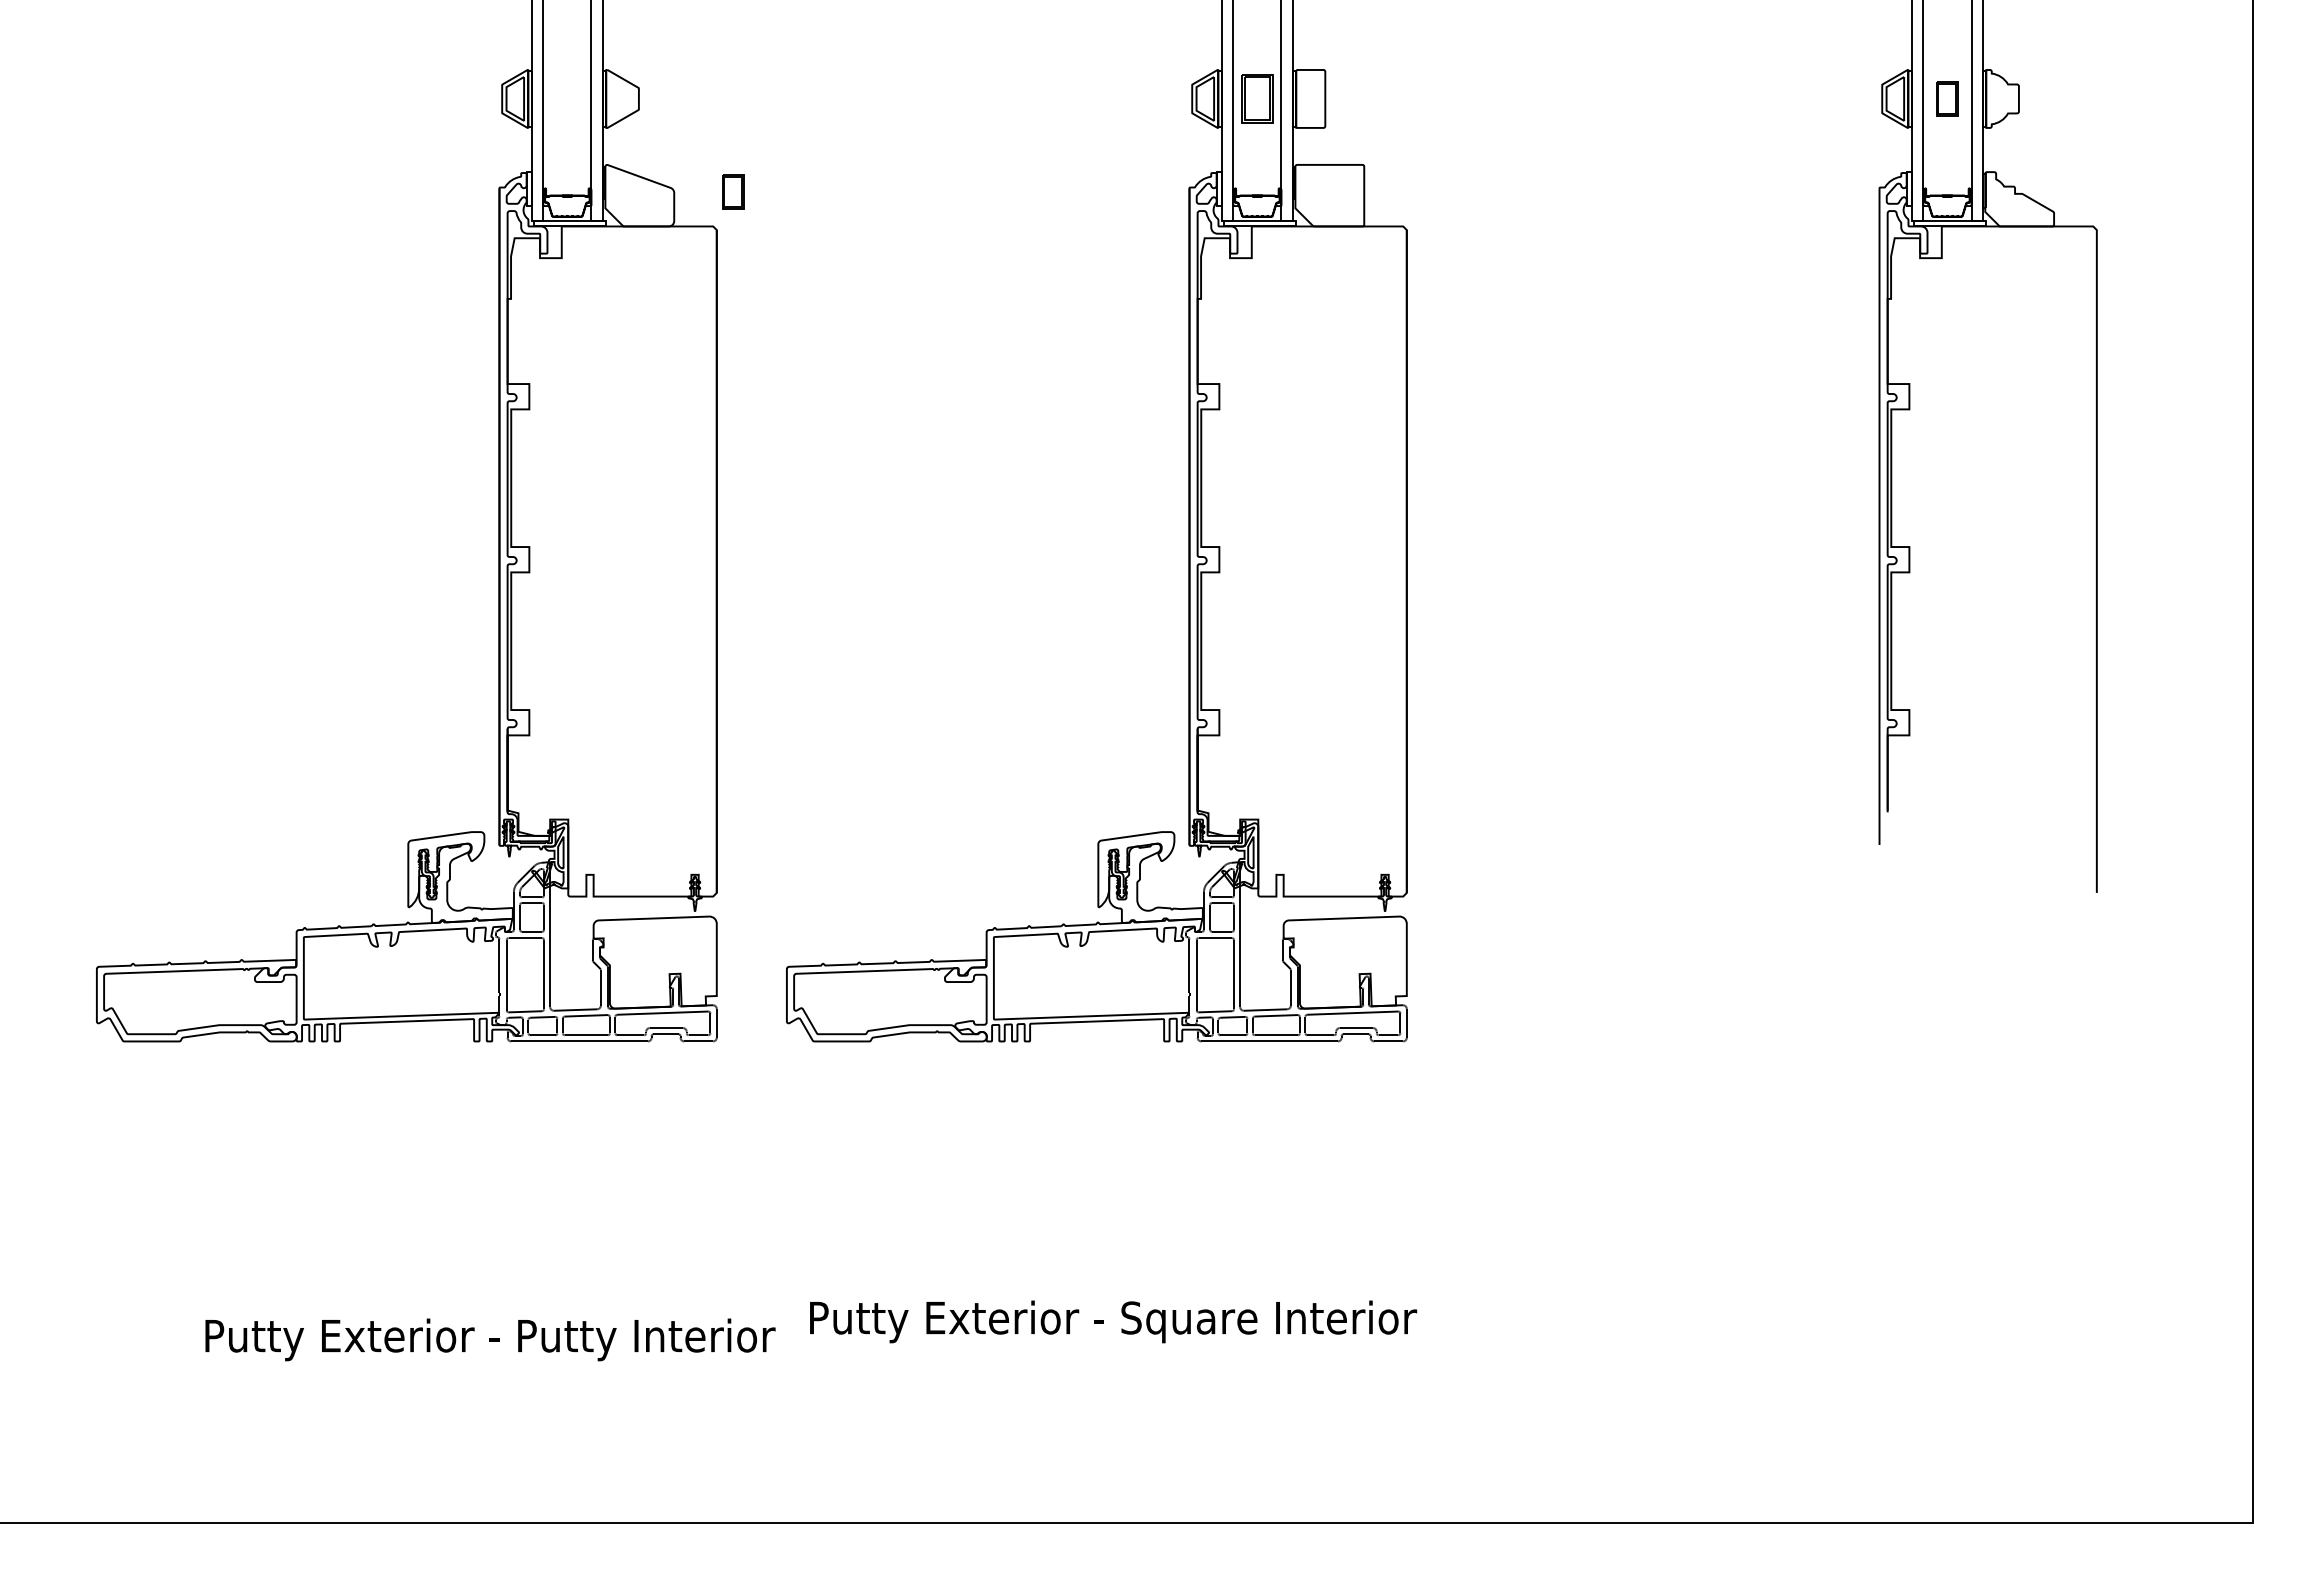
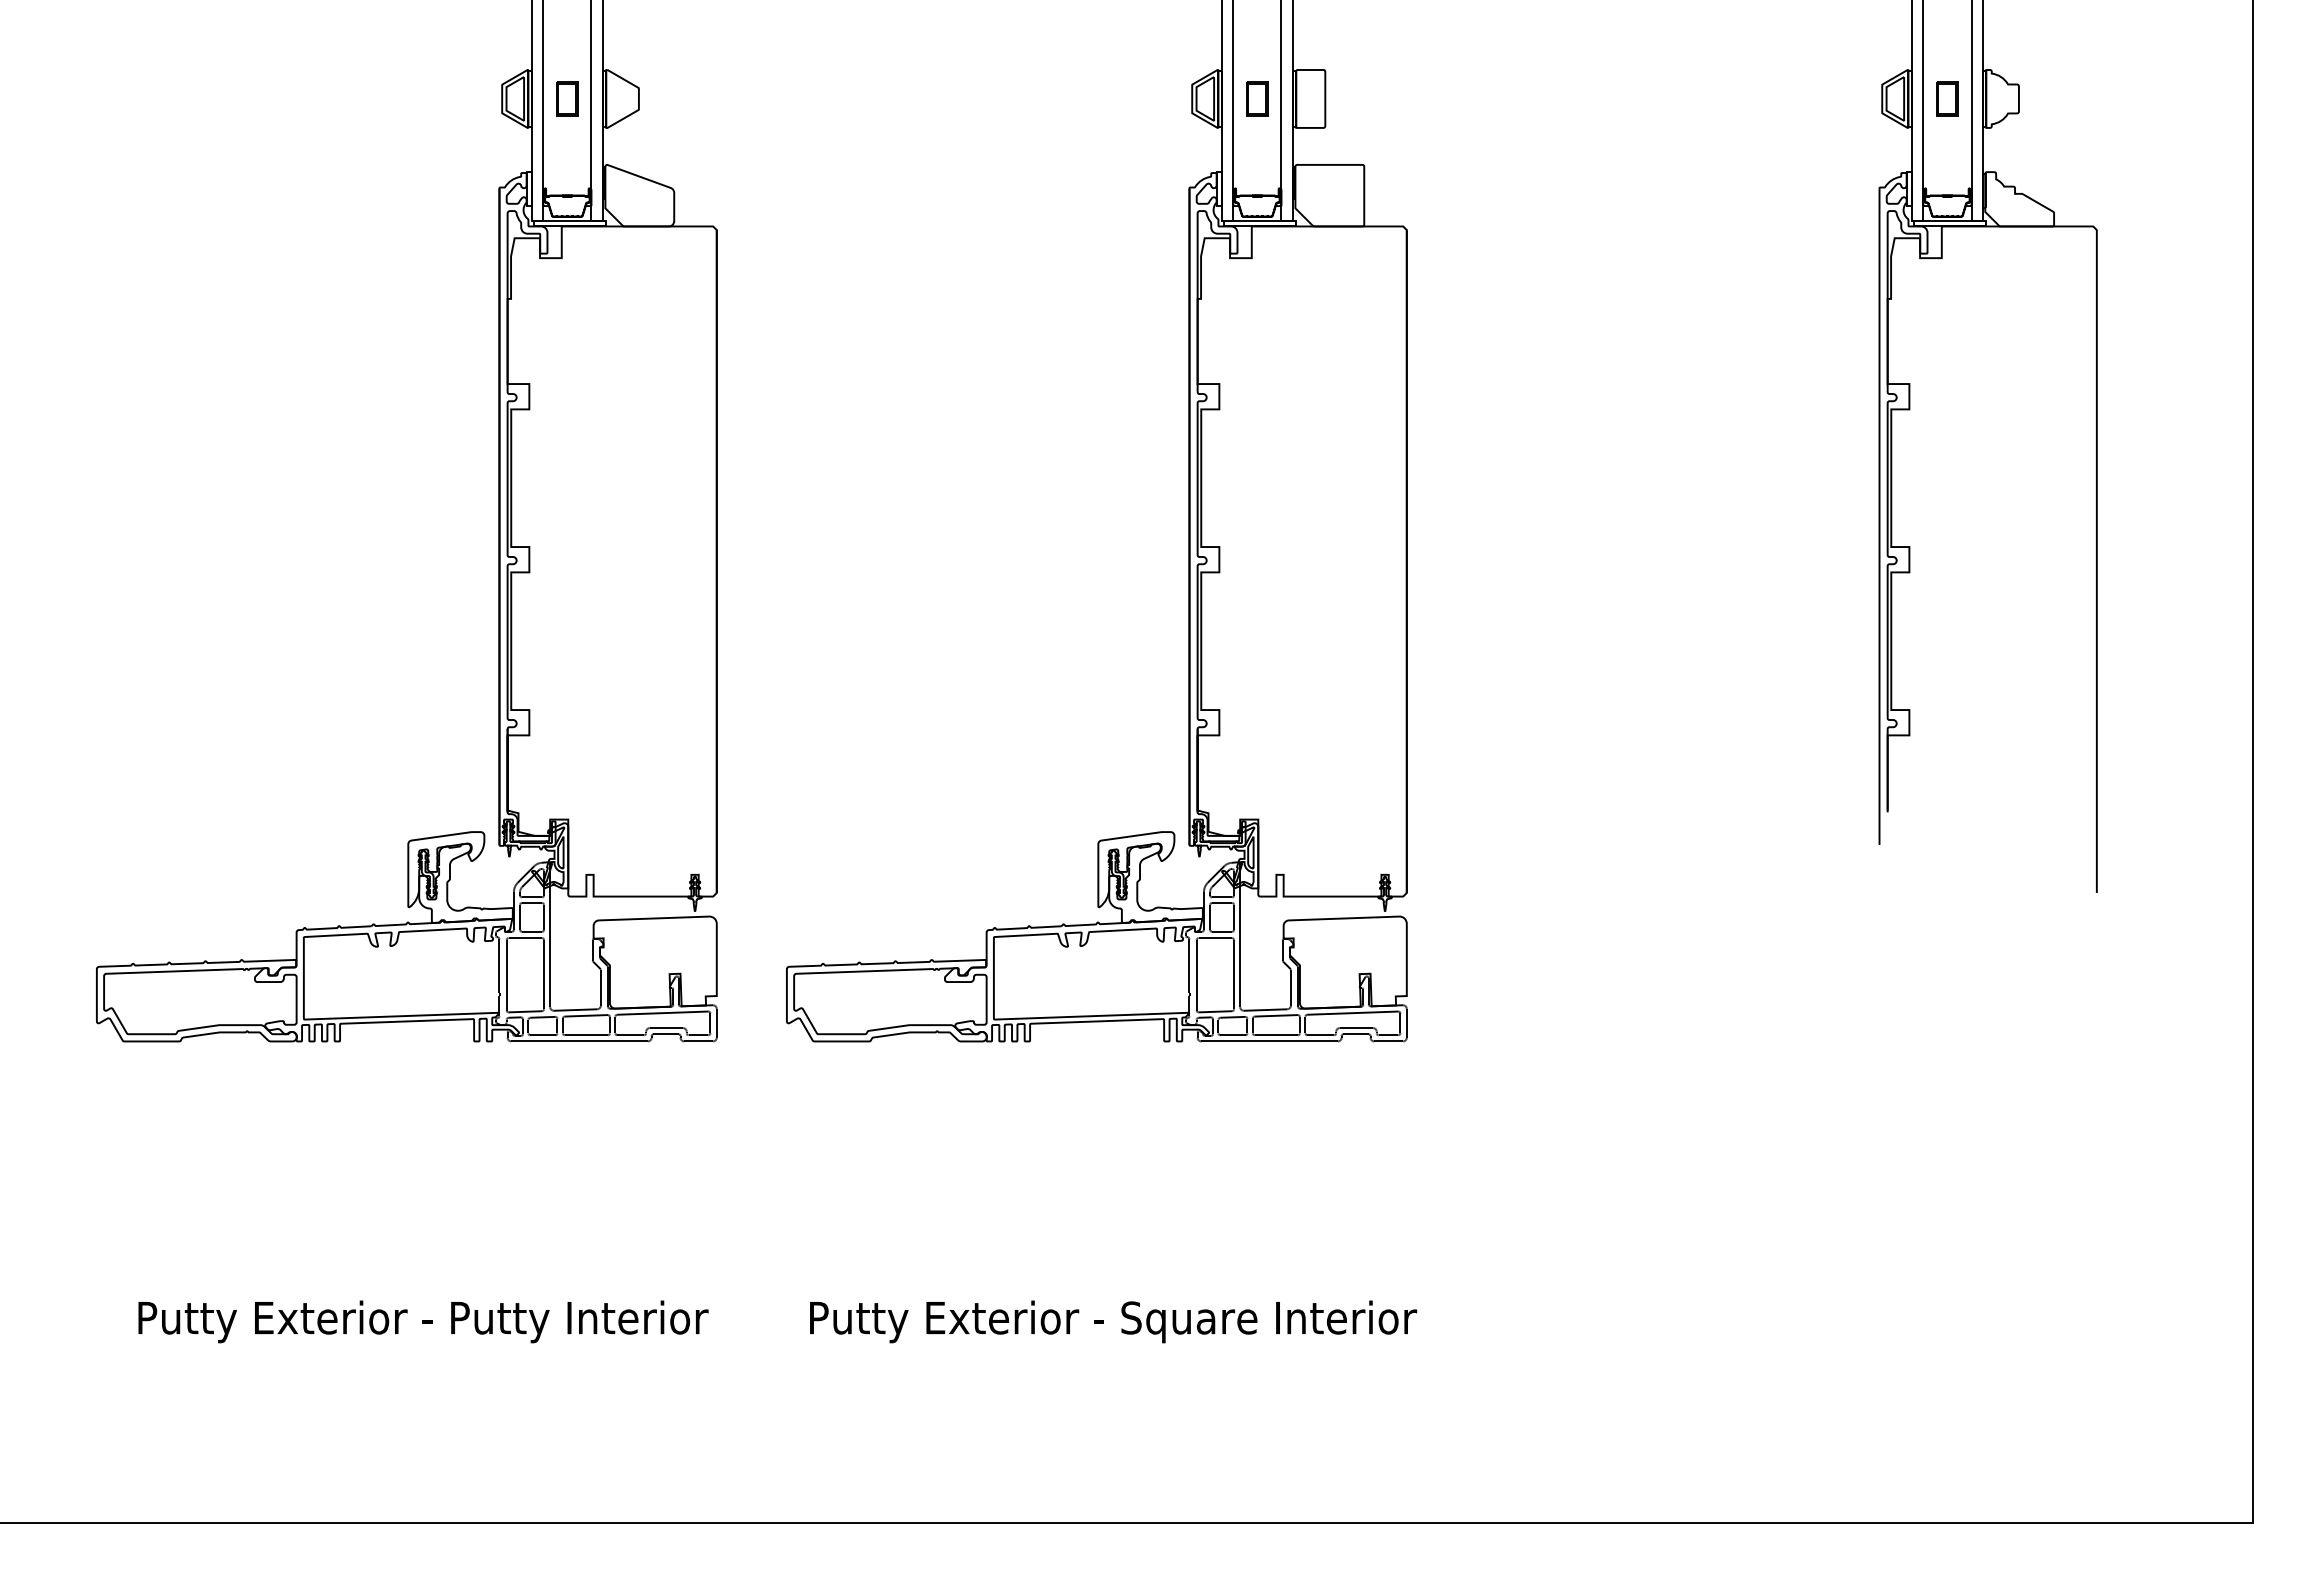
part size: 33x50 px -> 23x36 px (1257, 98)
part position: (733, 191) -> (567, 98) (567, 98)
text position: (490, 1339) -> (423, 1321) (423, 1321)
